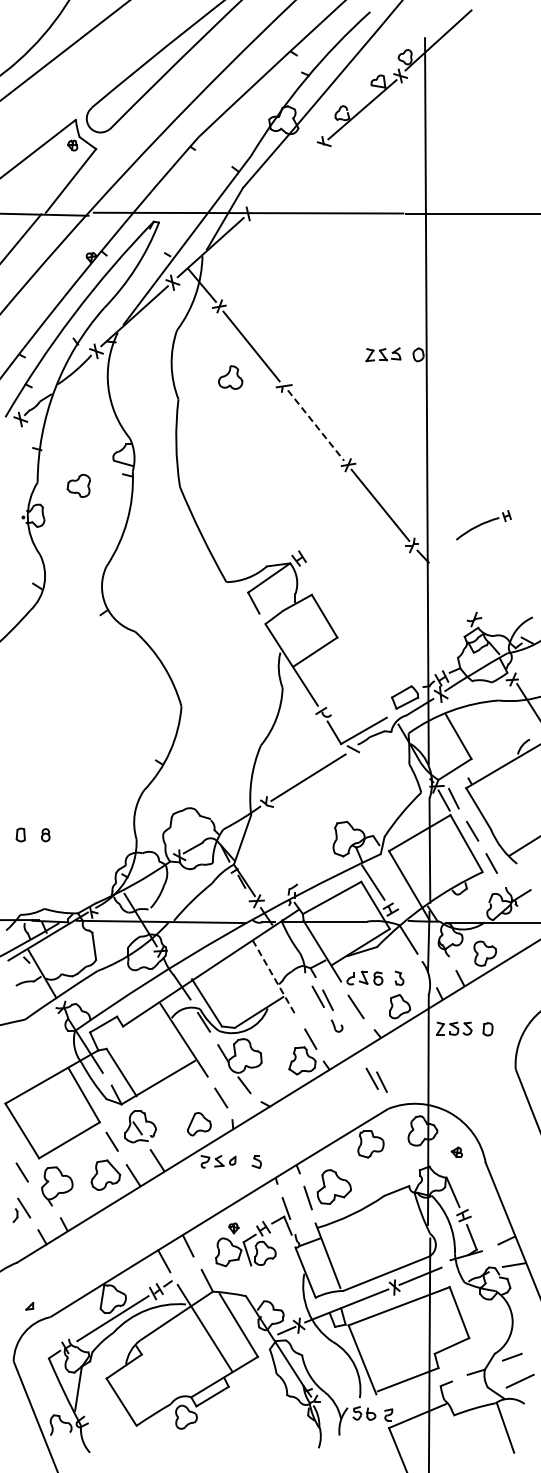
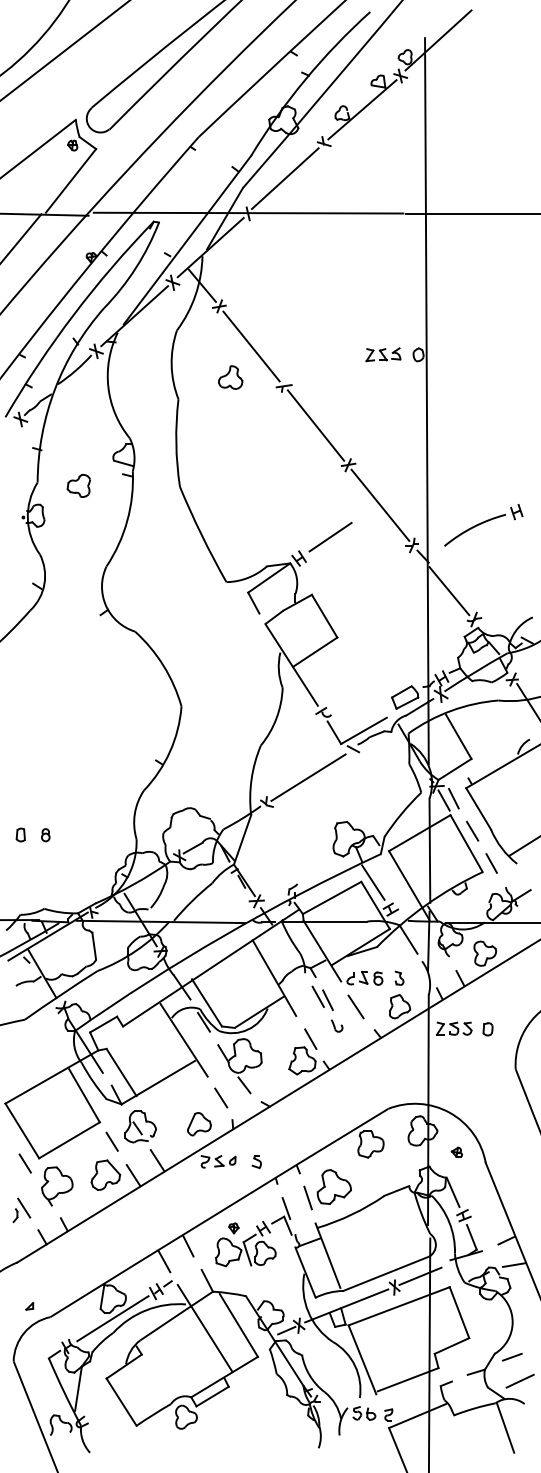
line: none -> present (284, 178)
line: dashed -> solid (316, 425)
part size: 56x31 px -> 80x43 px (483, 525)
line: none -> present (330, 536)
line: none -> present (449, 591)
line: dashed -> solid (274, 978)
part: present -> none (376, 1079)
line position: (21, 1172) -> (24, 1163) (24, 1163)
